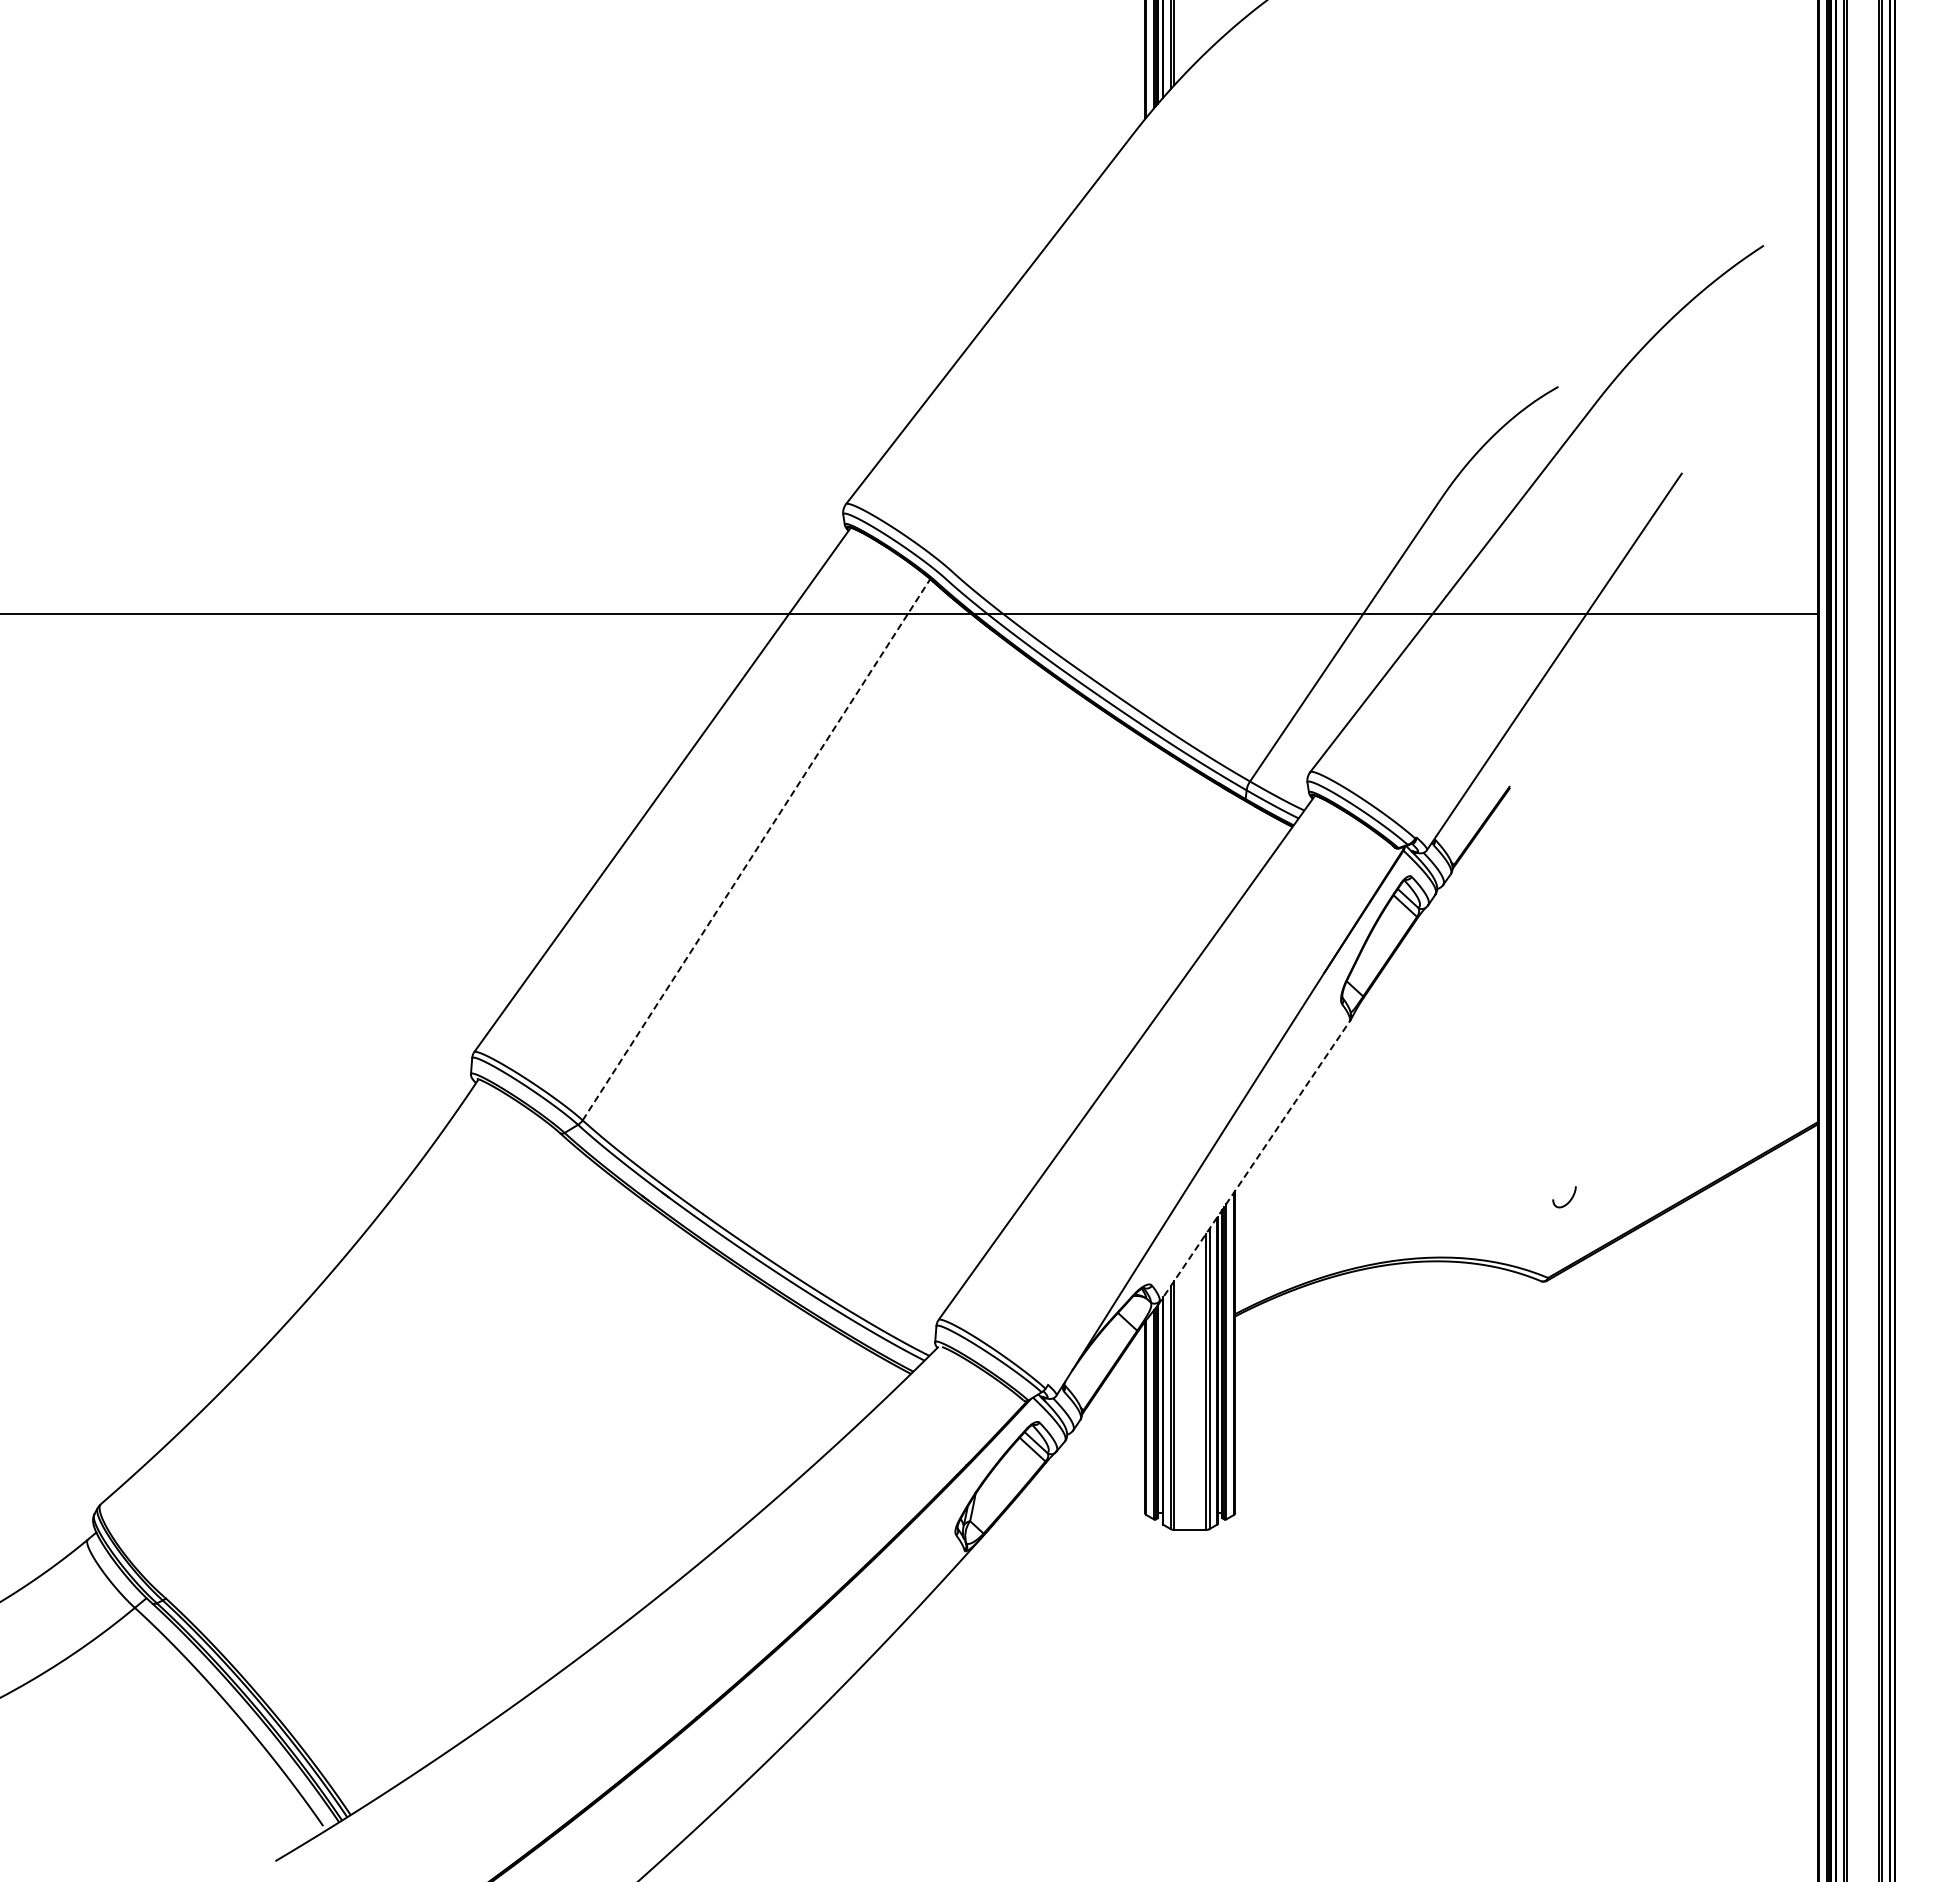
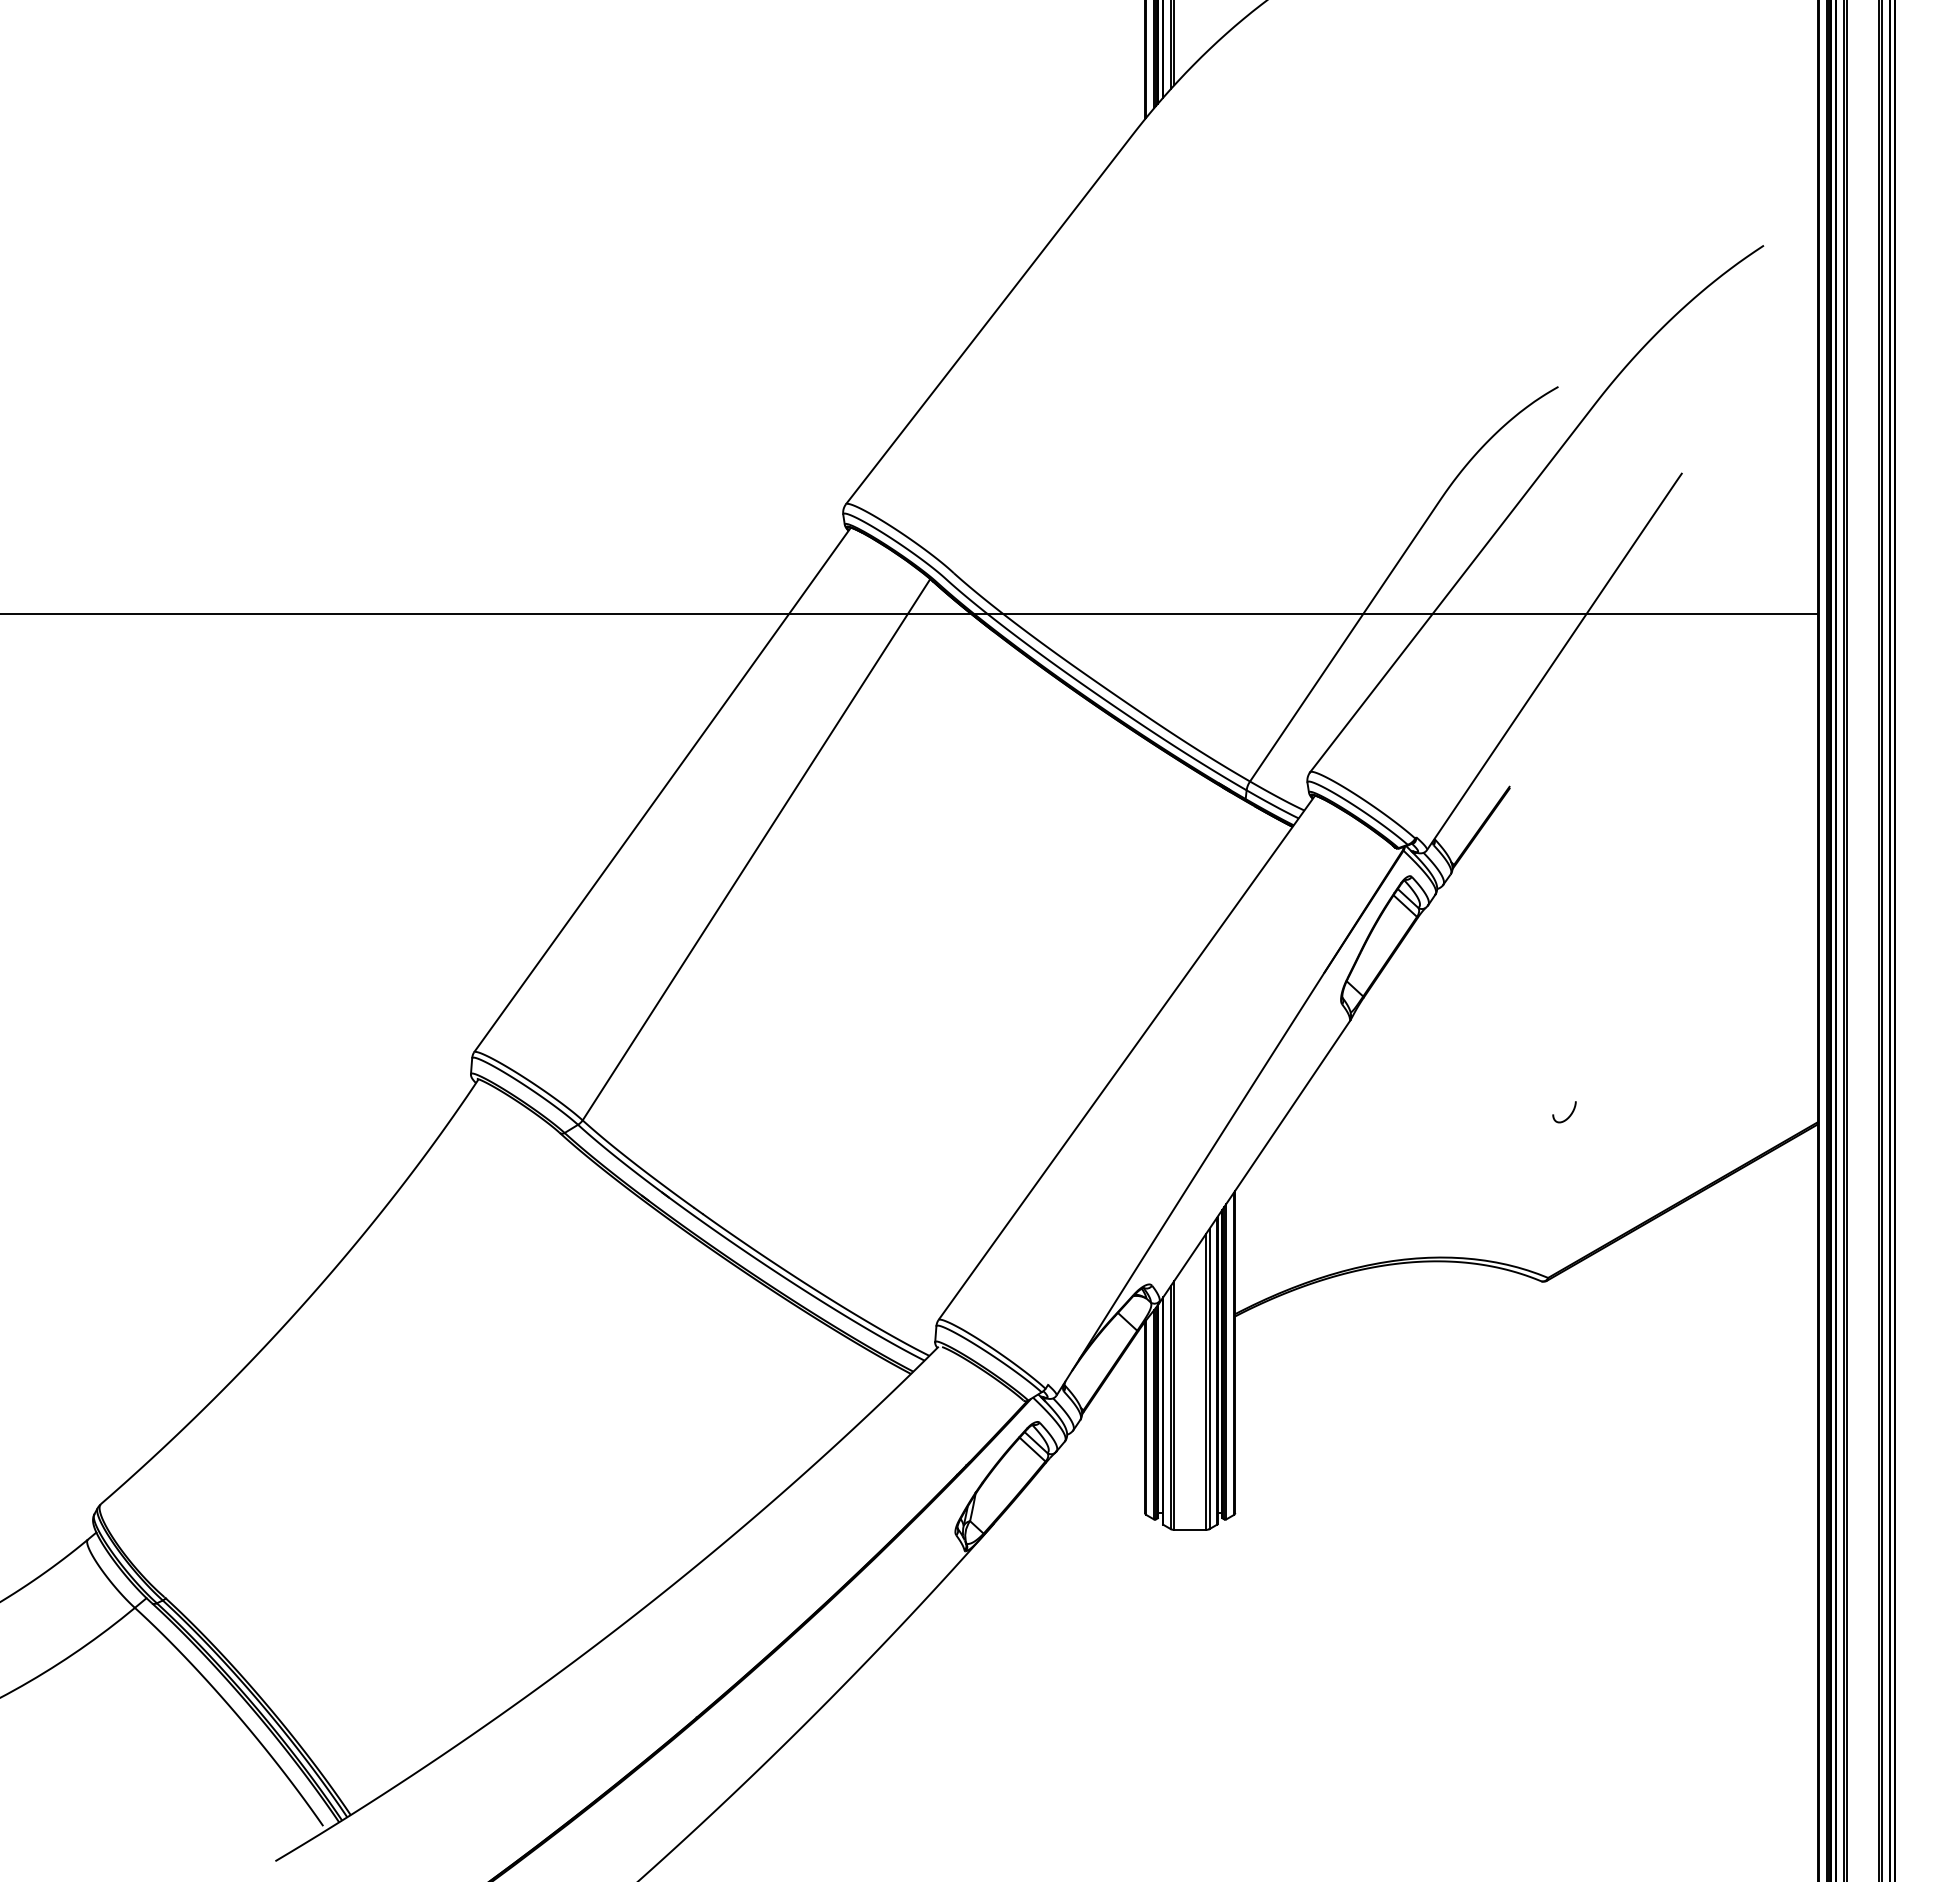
line: dashed -> solid (756, 849)
line: dashed -> solid (1254, 1162)
curve position: (1568, 1201) -> (1568, 1116) (1568, 1116)
